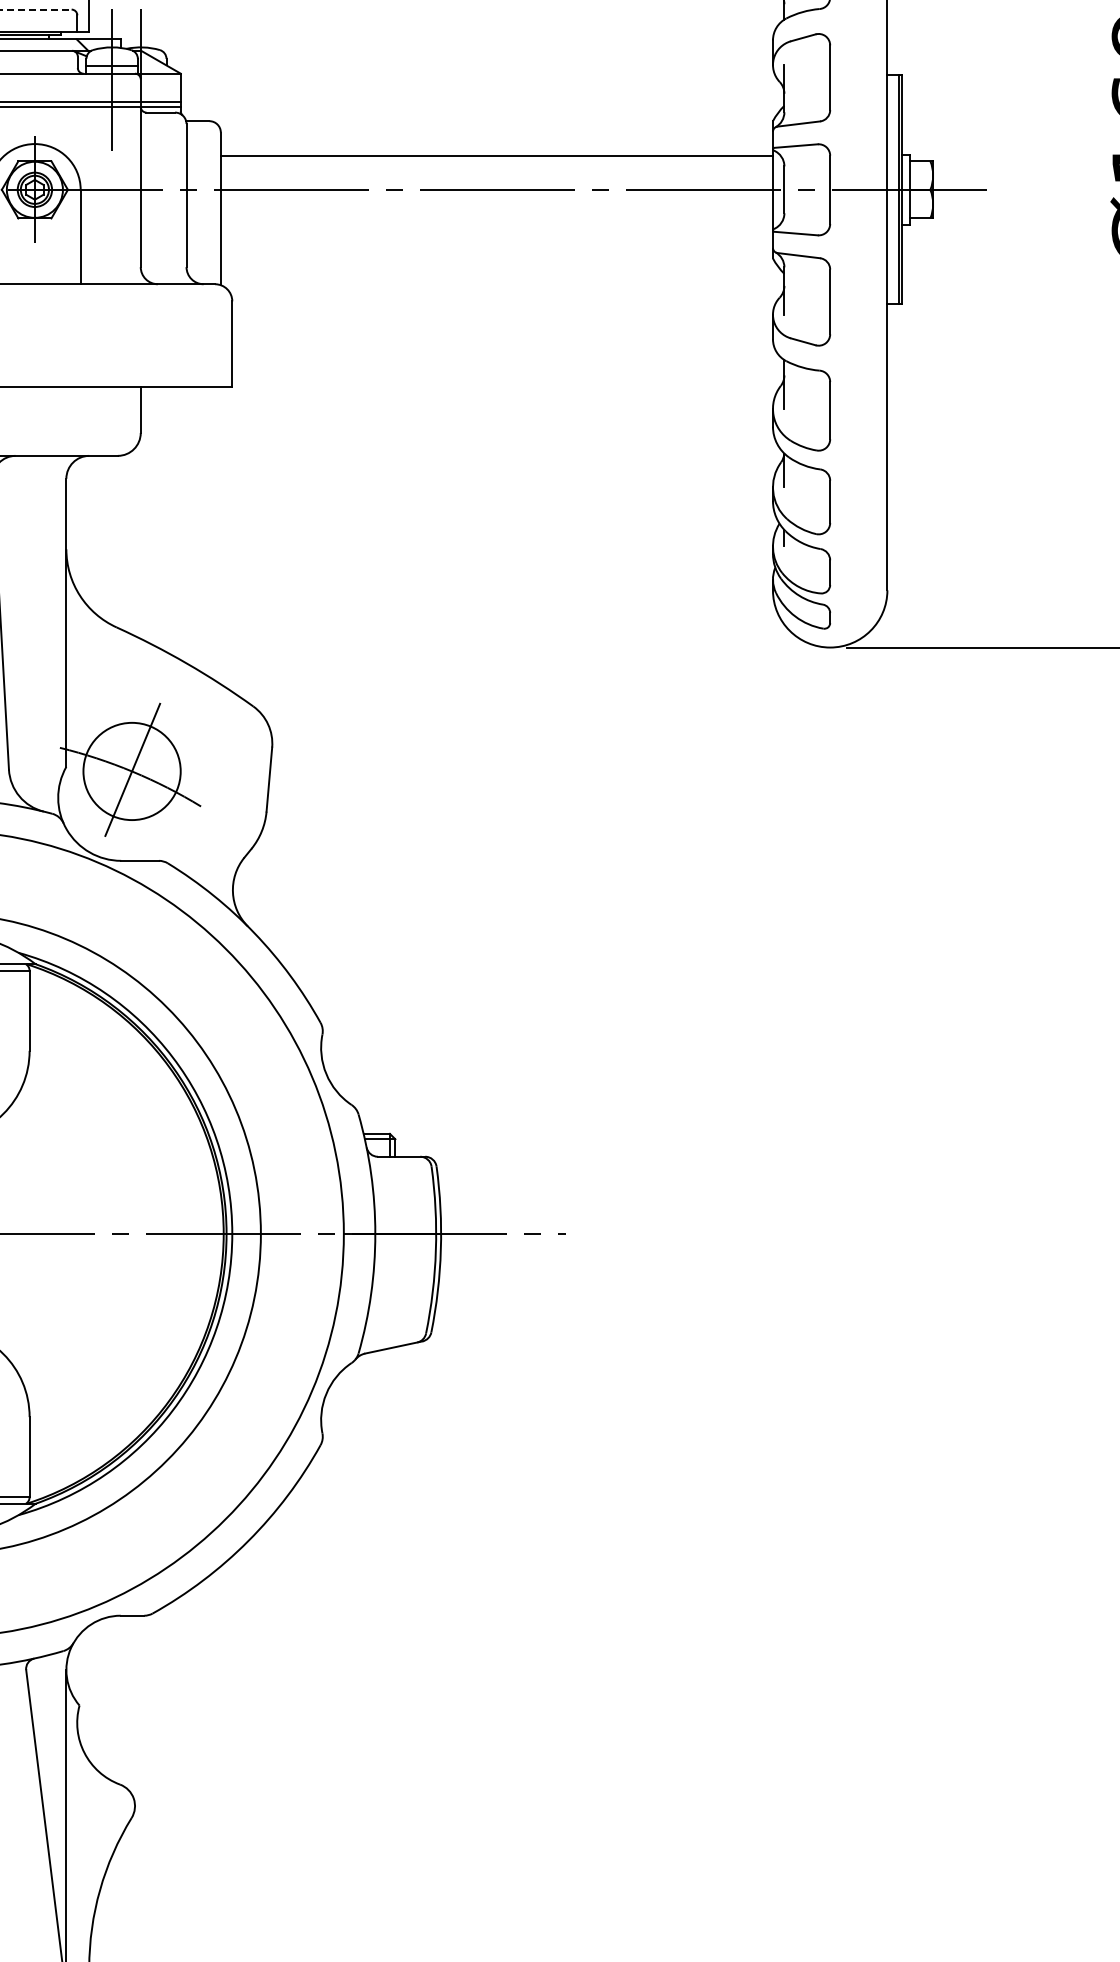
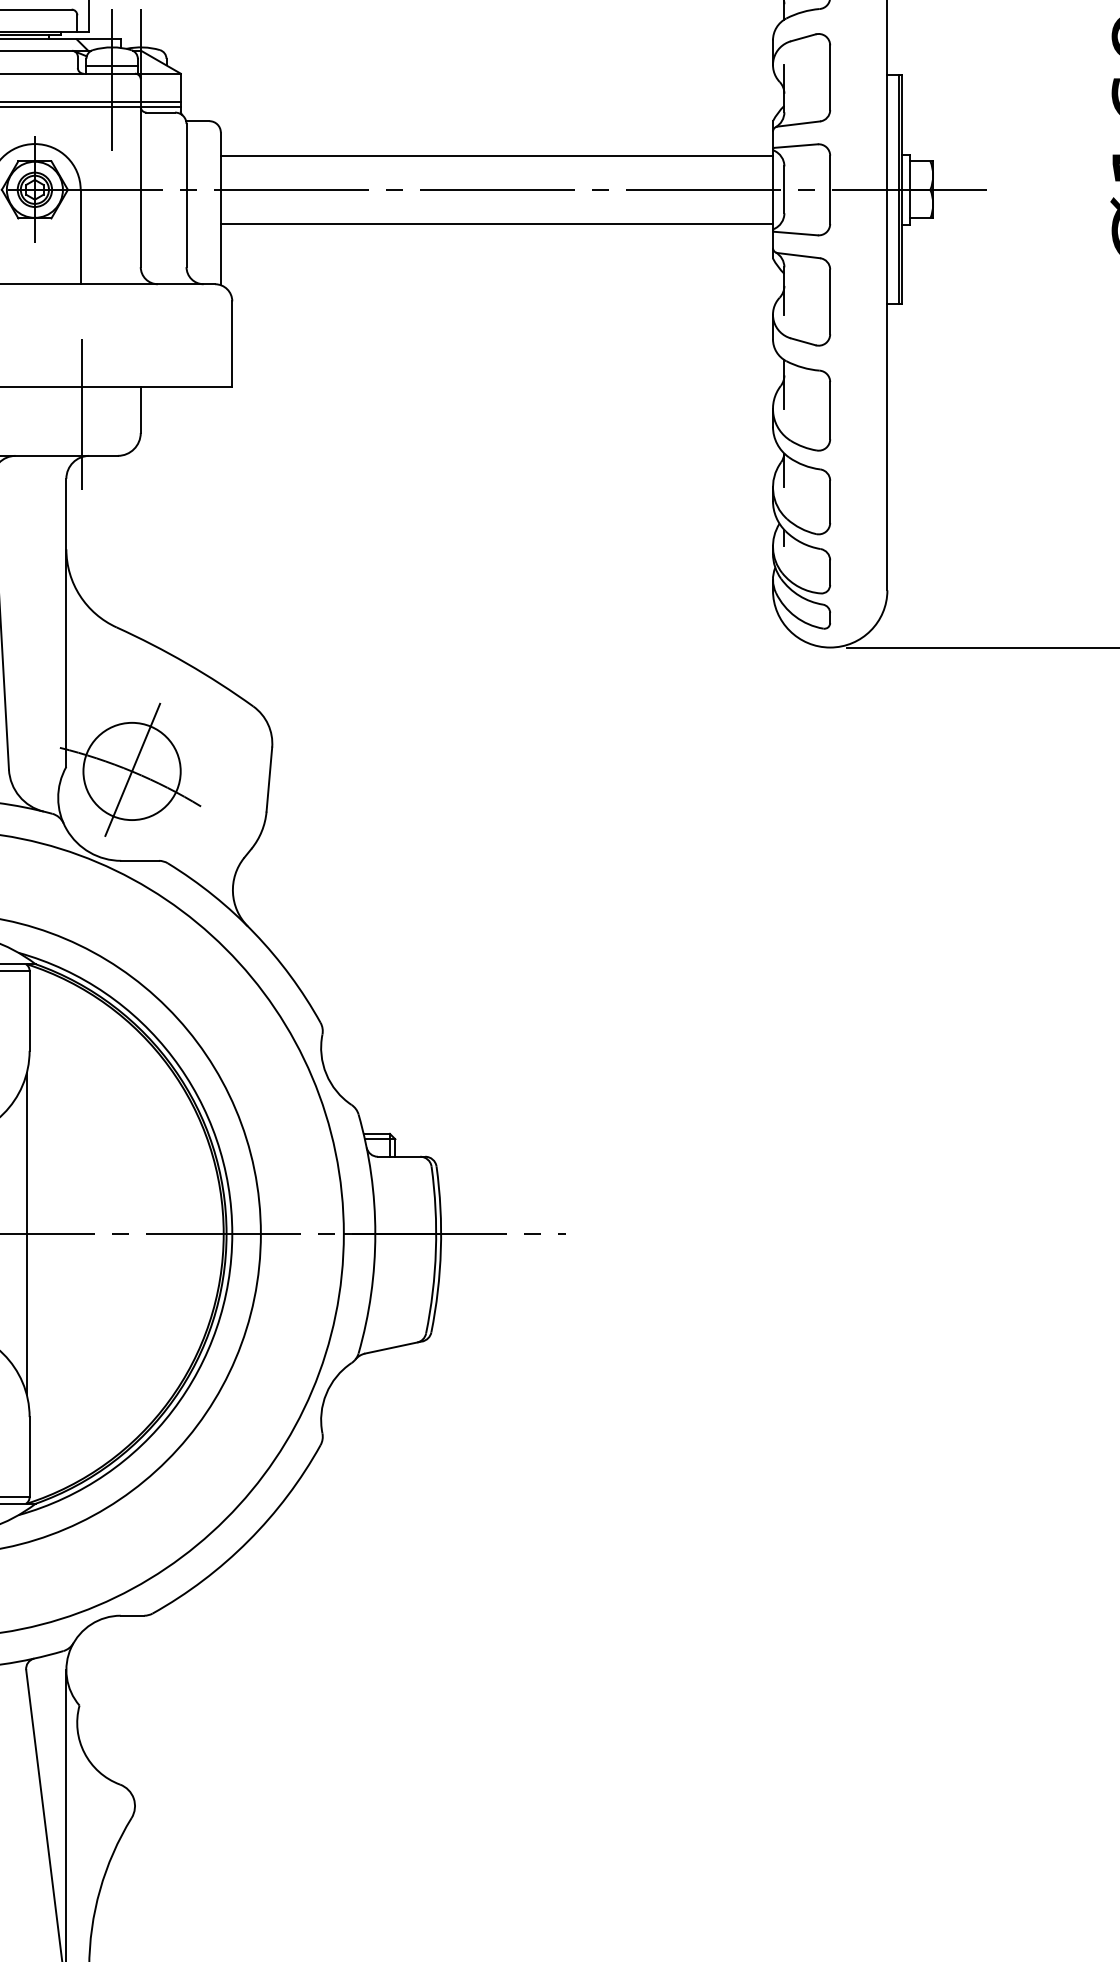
line: dashed -> solid (36, 9)
line: none -> present (496, 224)
line: none -> present (82, 414)
line: none -> present (26, 1233)
